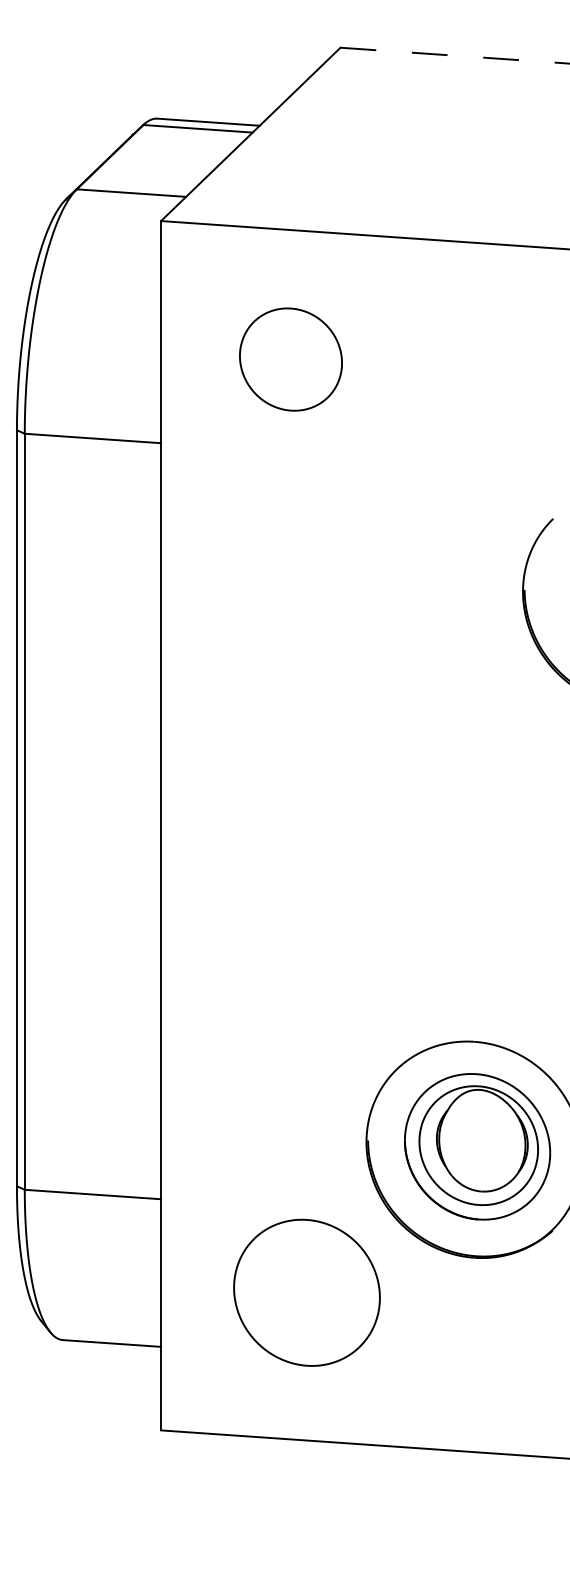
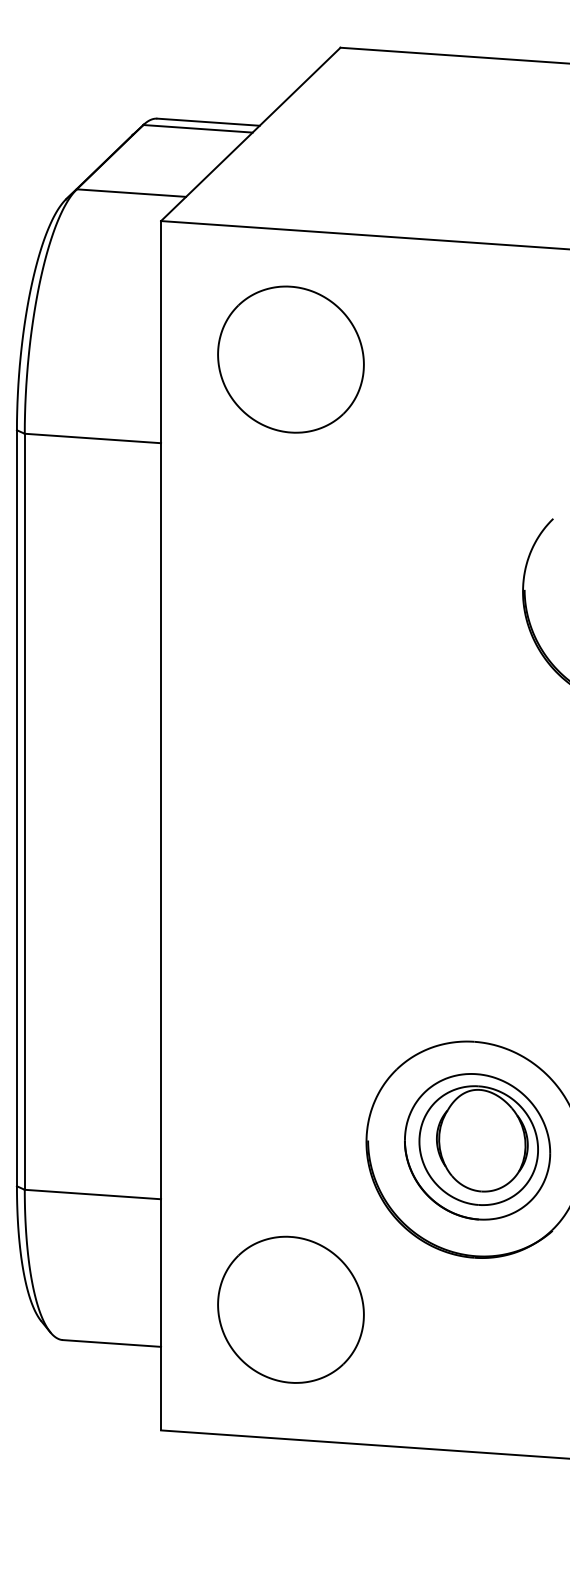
line: dashed -> solid (455, 55)
part size: 104x105 px -> 148x149 px (290, 359)
part position: (306, 1292) -> (290, 1309) (290, 1309)
